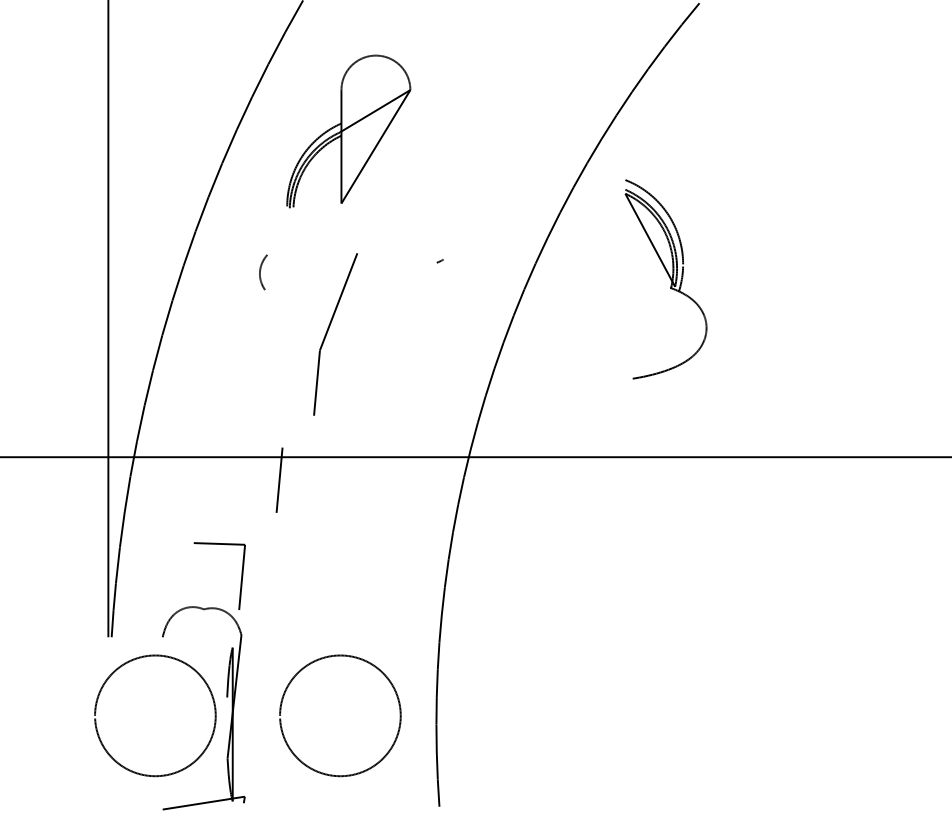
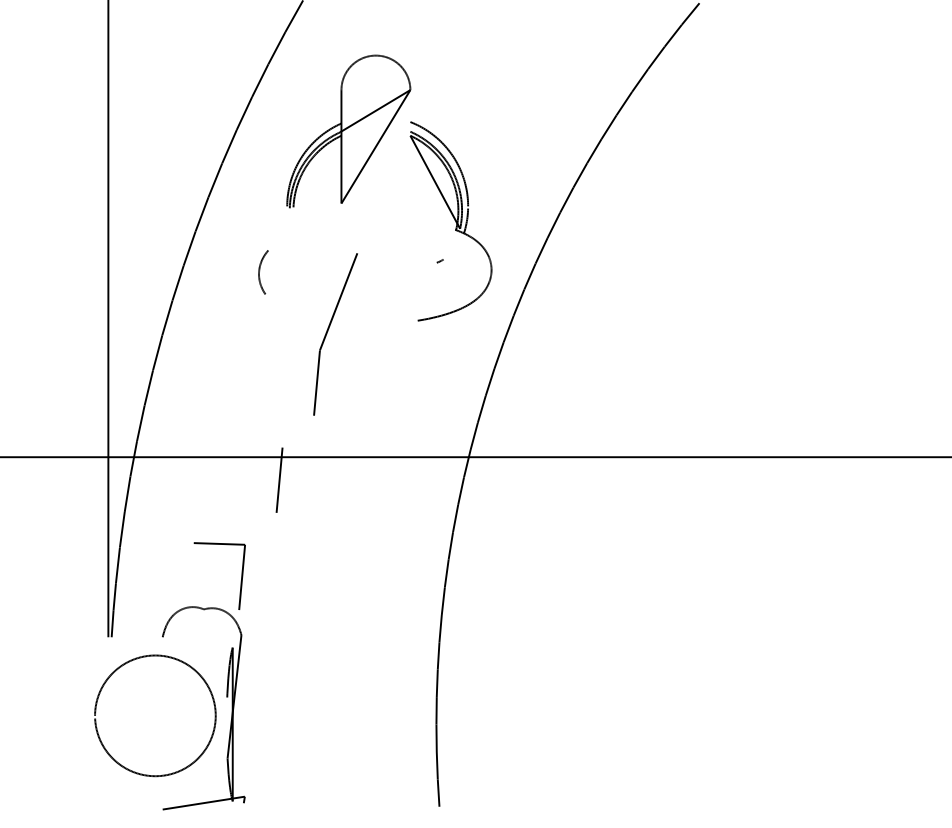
part size: 9x37 px -> 11x45 px (263, 272)
part position: (665, 279) -> (450, 221) (450, 221)
part: present -> none (331, 657)
